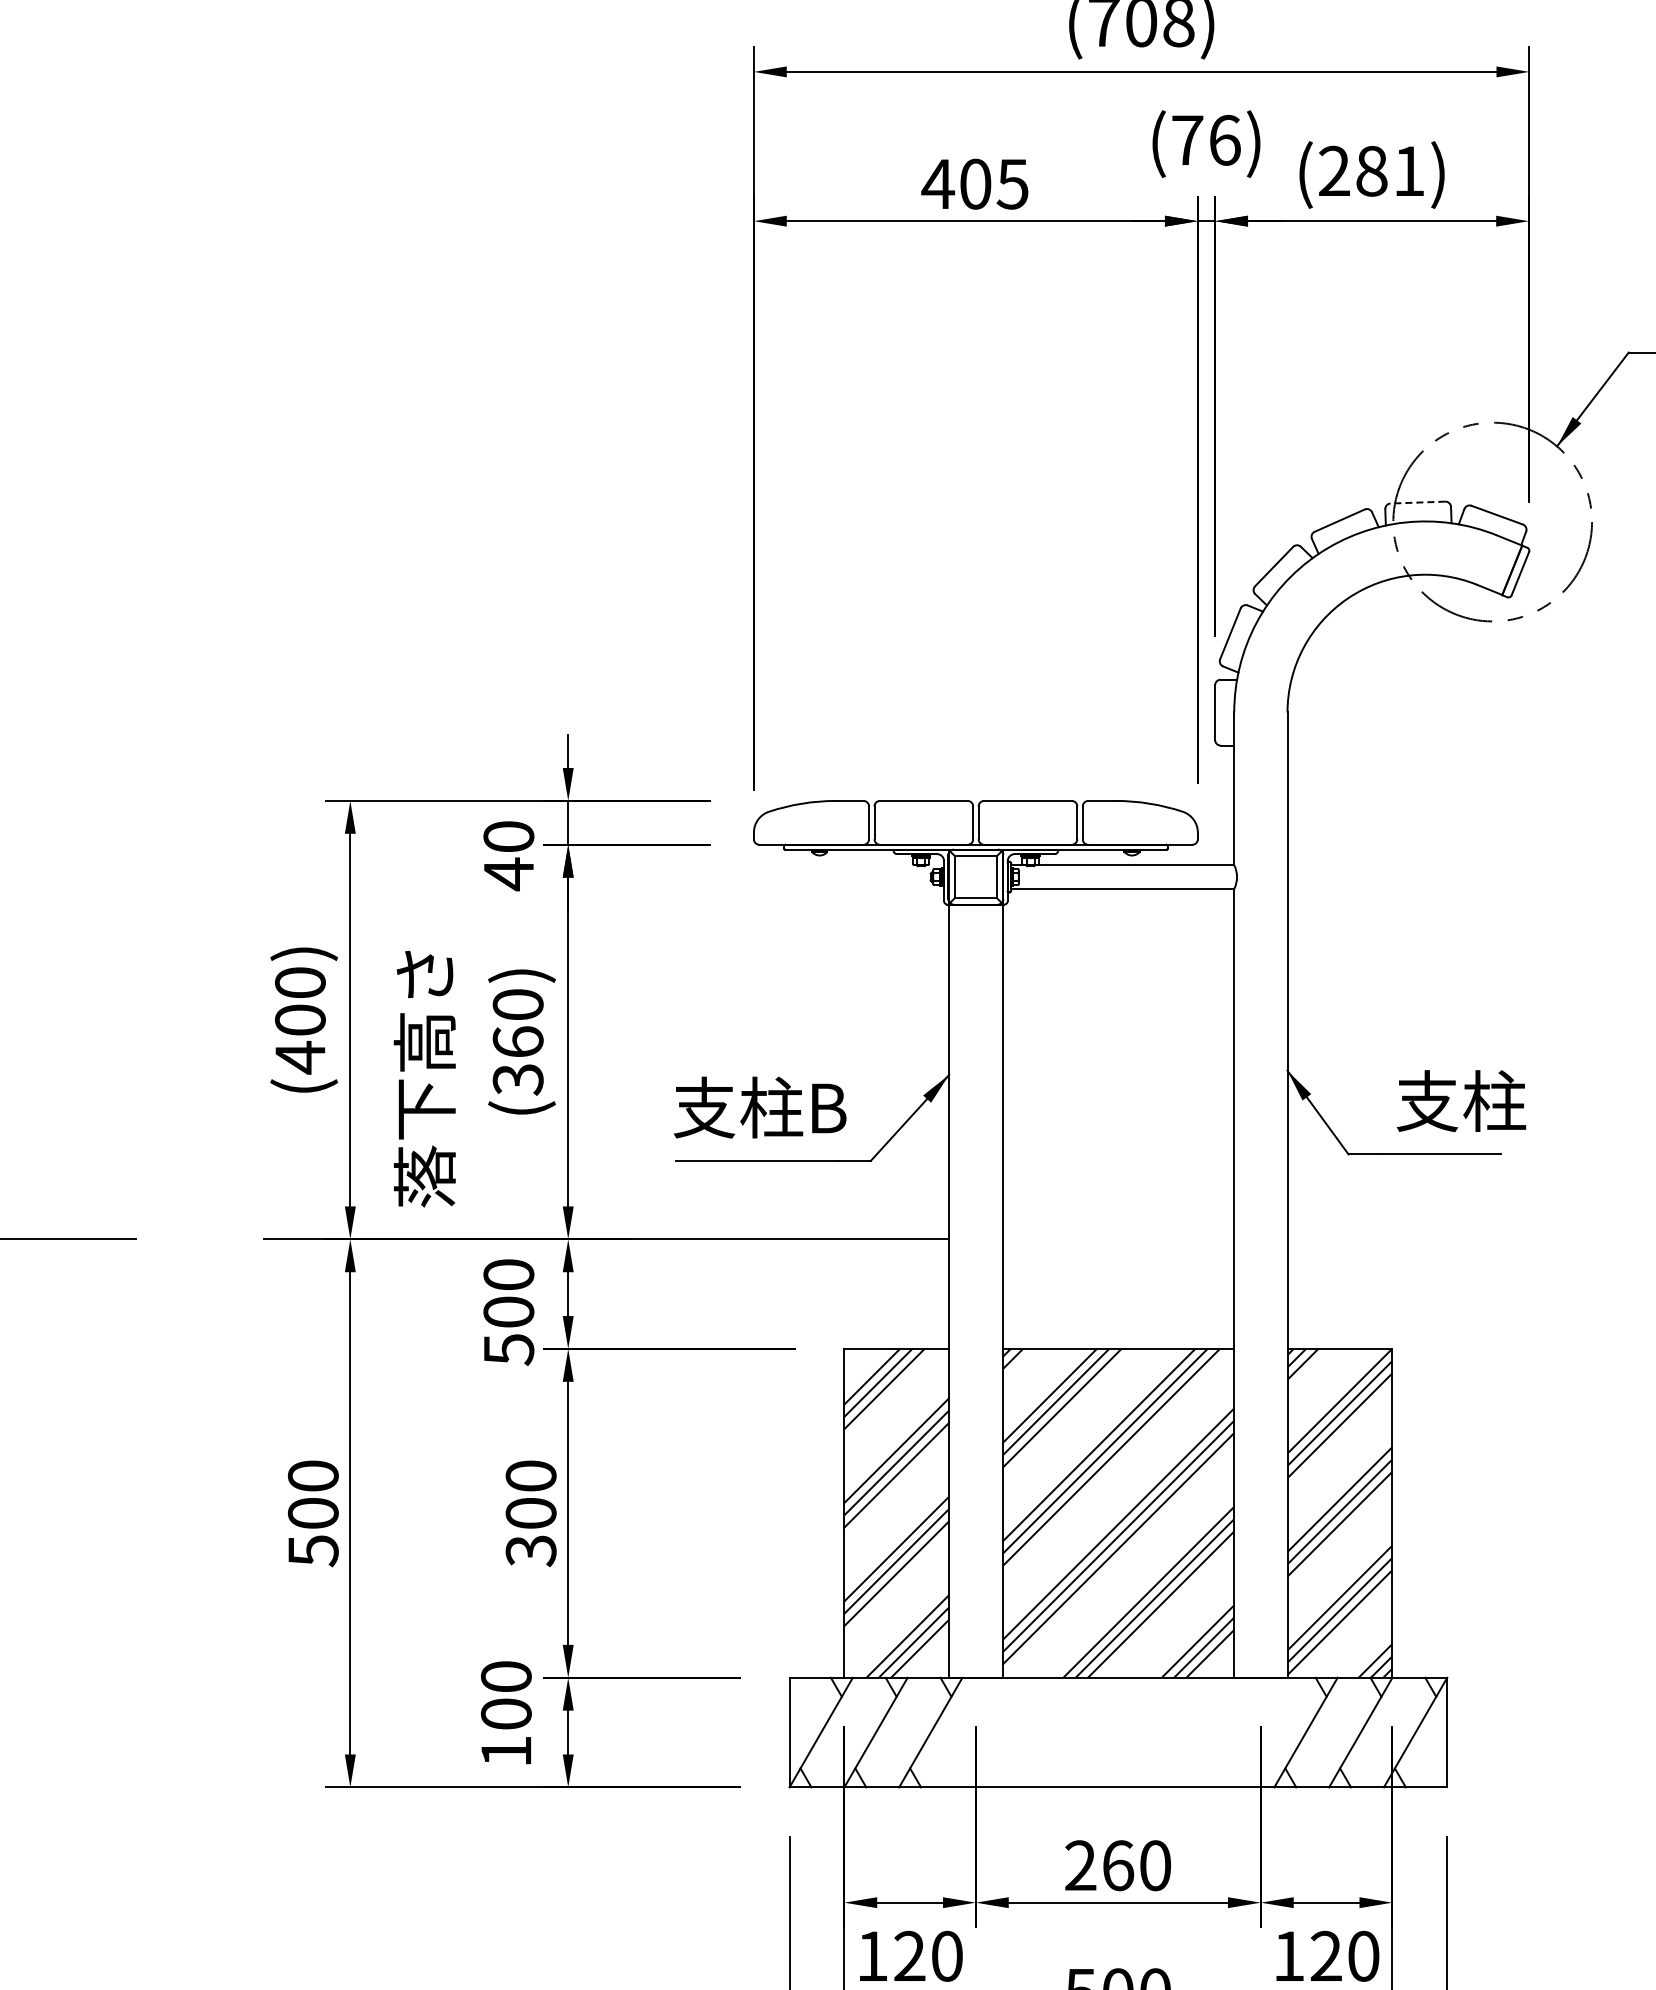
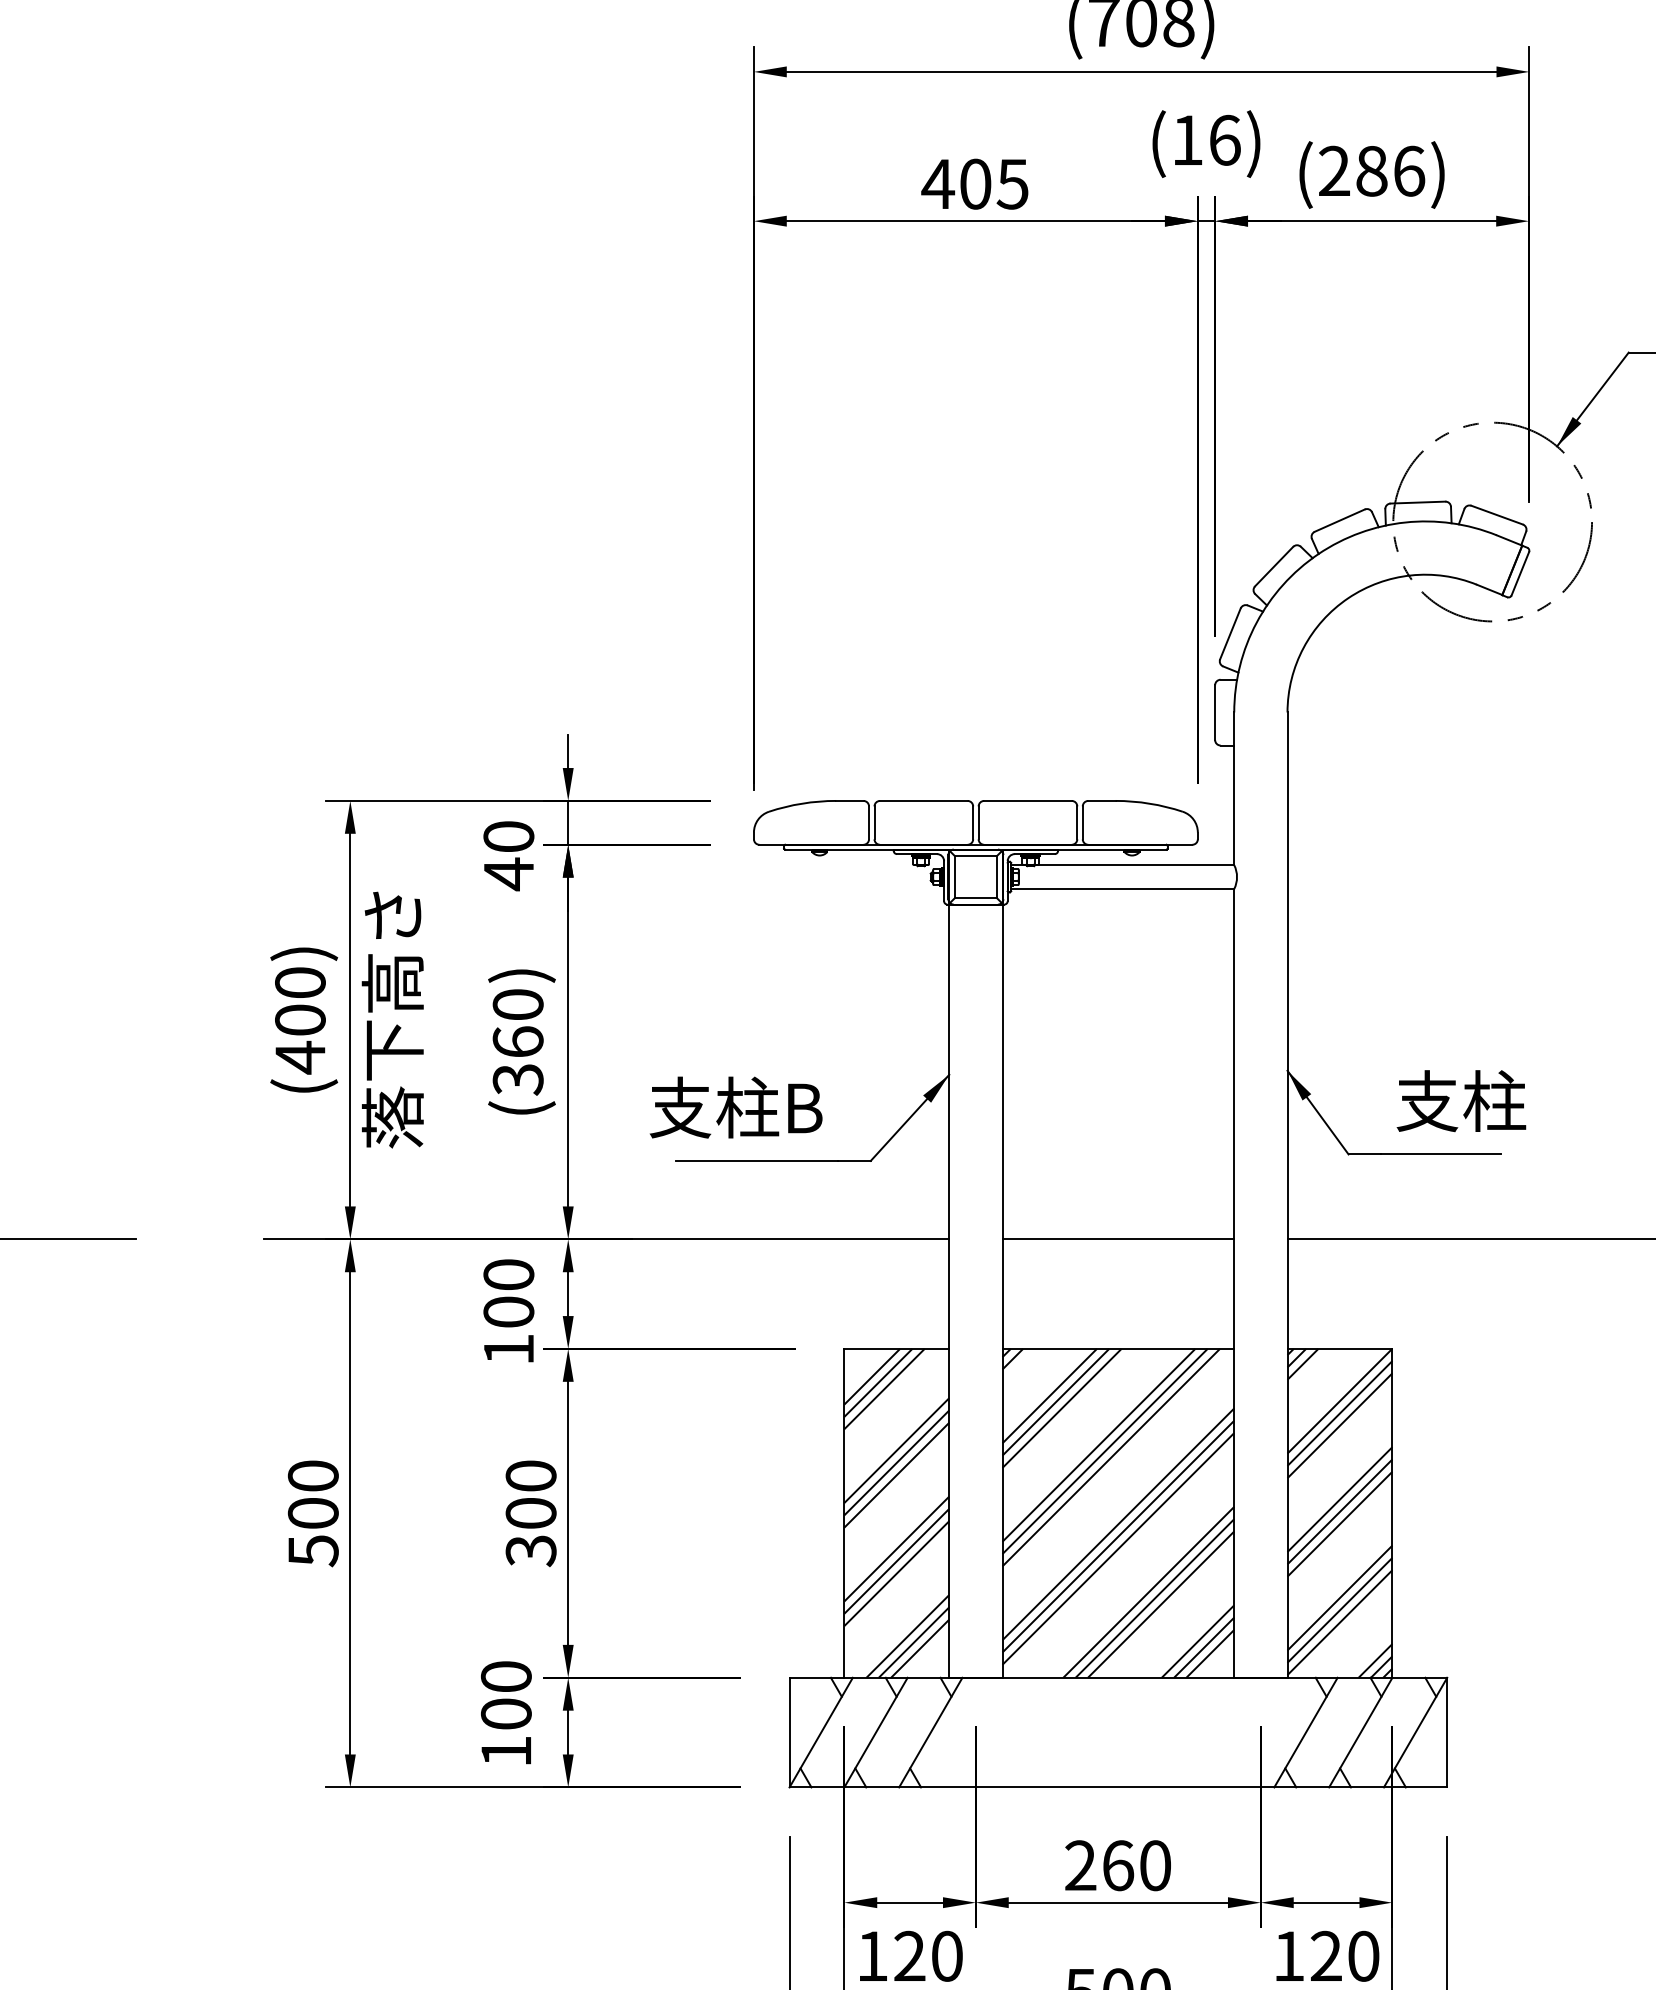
text: (76) -> (16) (1187, 139)
text: (281) -> (286) (1409, 170)
line: dashed -> solid (1417, 502)
text position: (424, 1078) -> (392, 1019) (392, 1019)
text position: (759, 1107) -> (735, 1107) (735, 1107)
line: none -> present (1118, 1239)
line: none -> present (1469, 1239)
text: 500 -> 100 (509, 1349)
